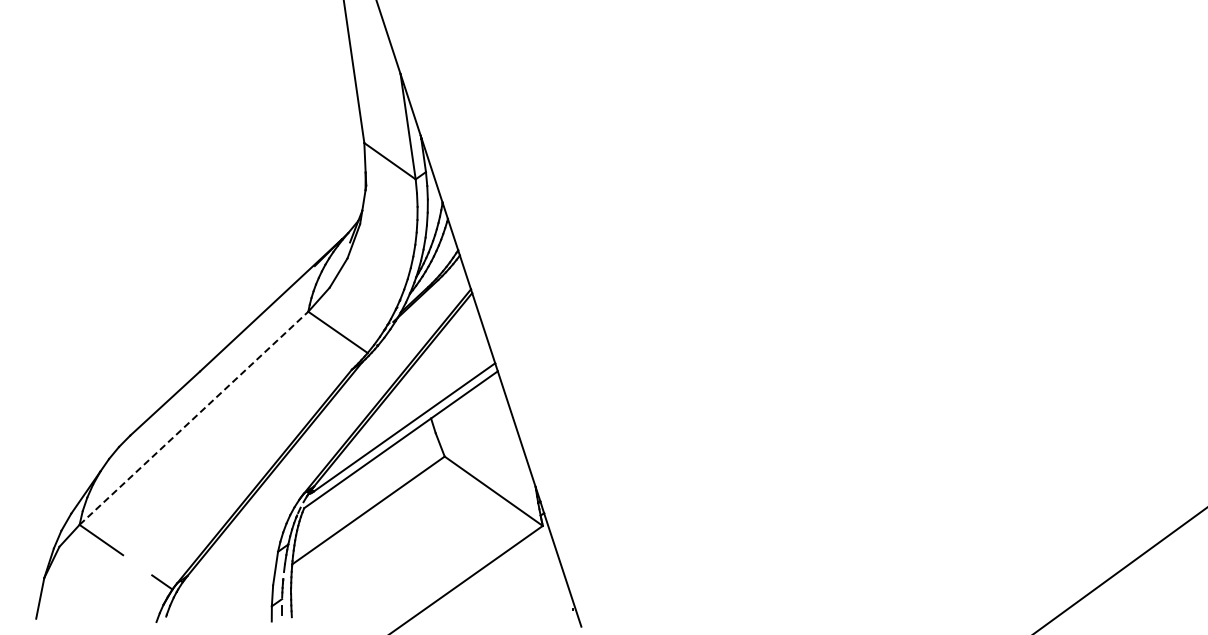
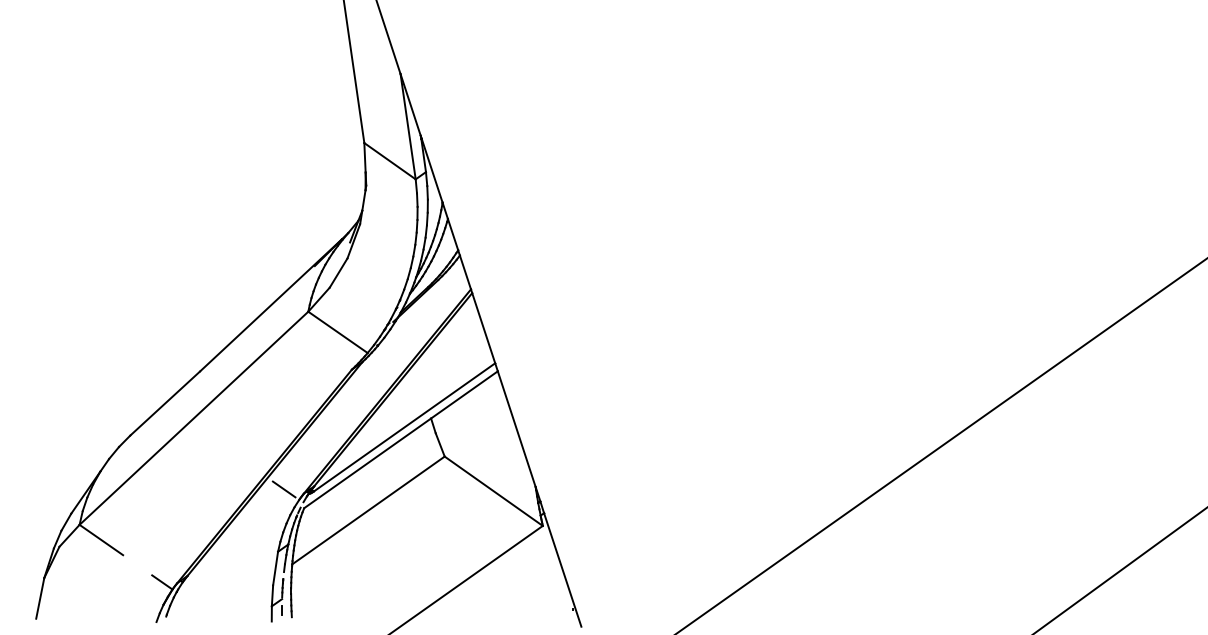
line: dashed -> solid (194, 417)
line: none -> present (941, 445)
line: none -> present (283, 489)
